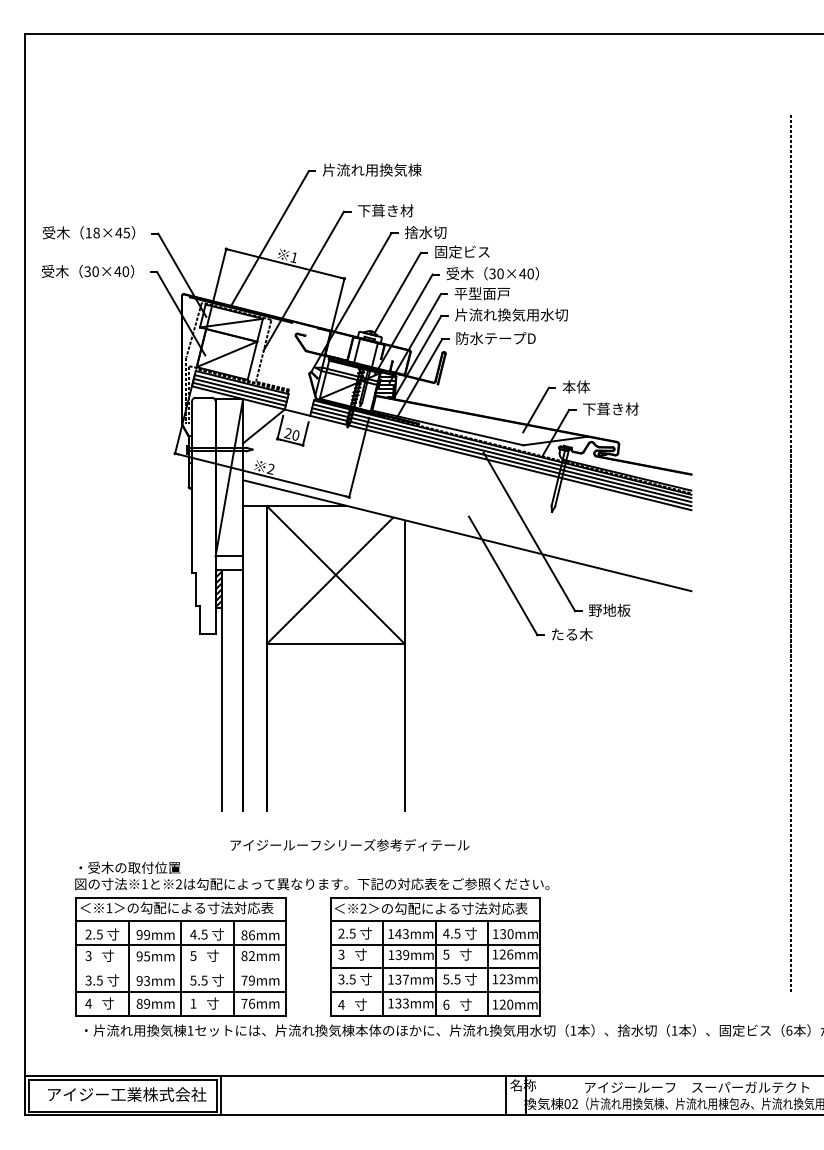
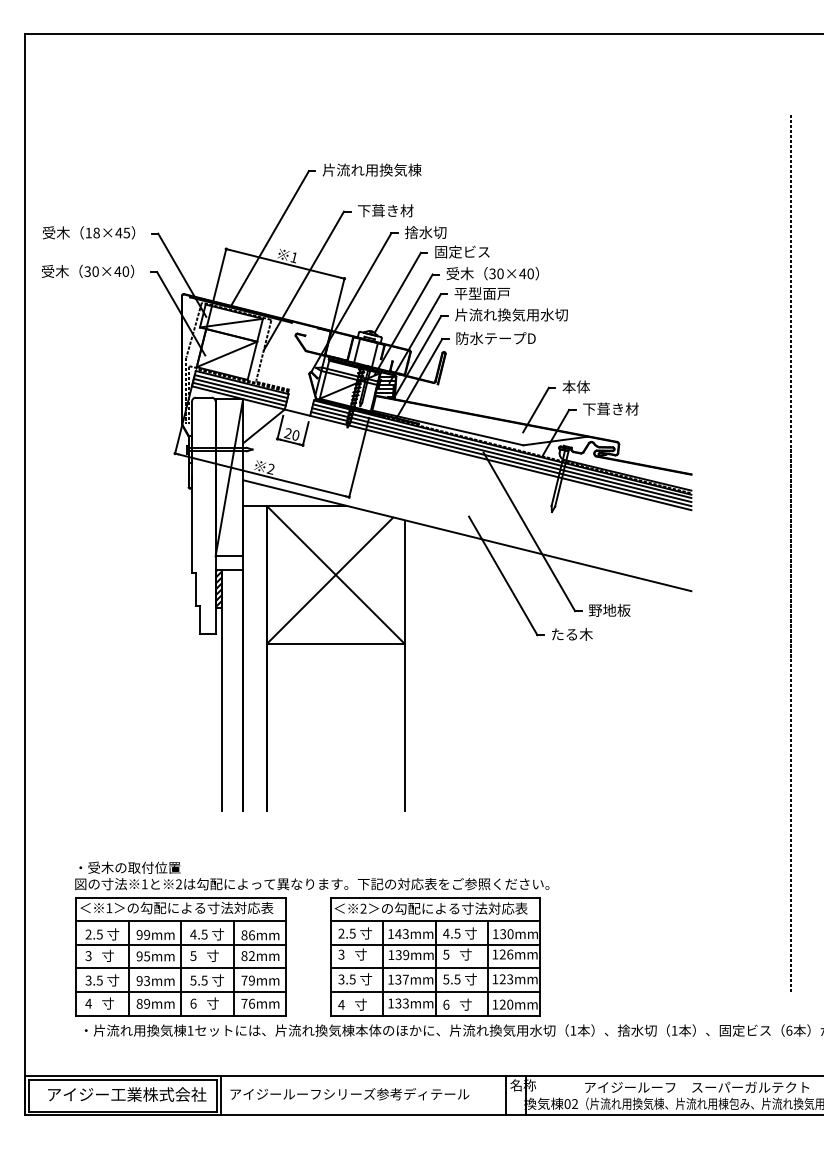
text position: (349, 845) -> (349, 1094) (349, 1094)
line: none -> present (181, 968)
text: 1 -> 6 (193, 1003)
